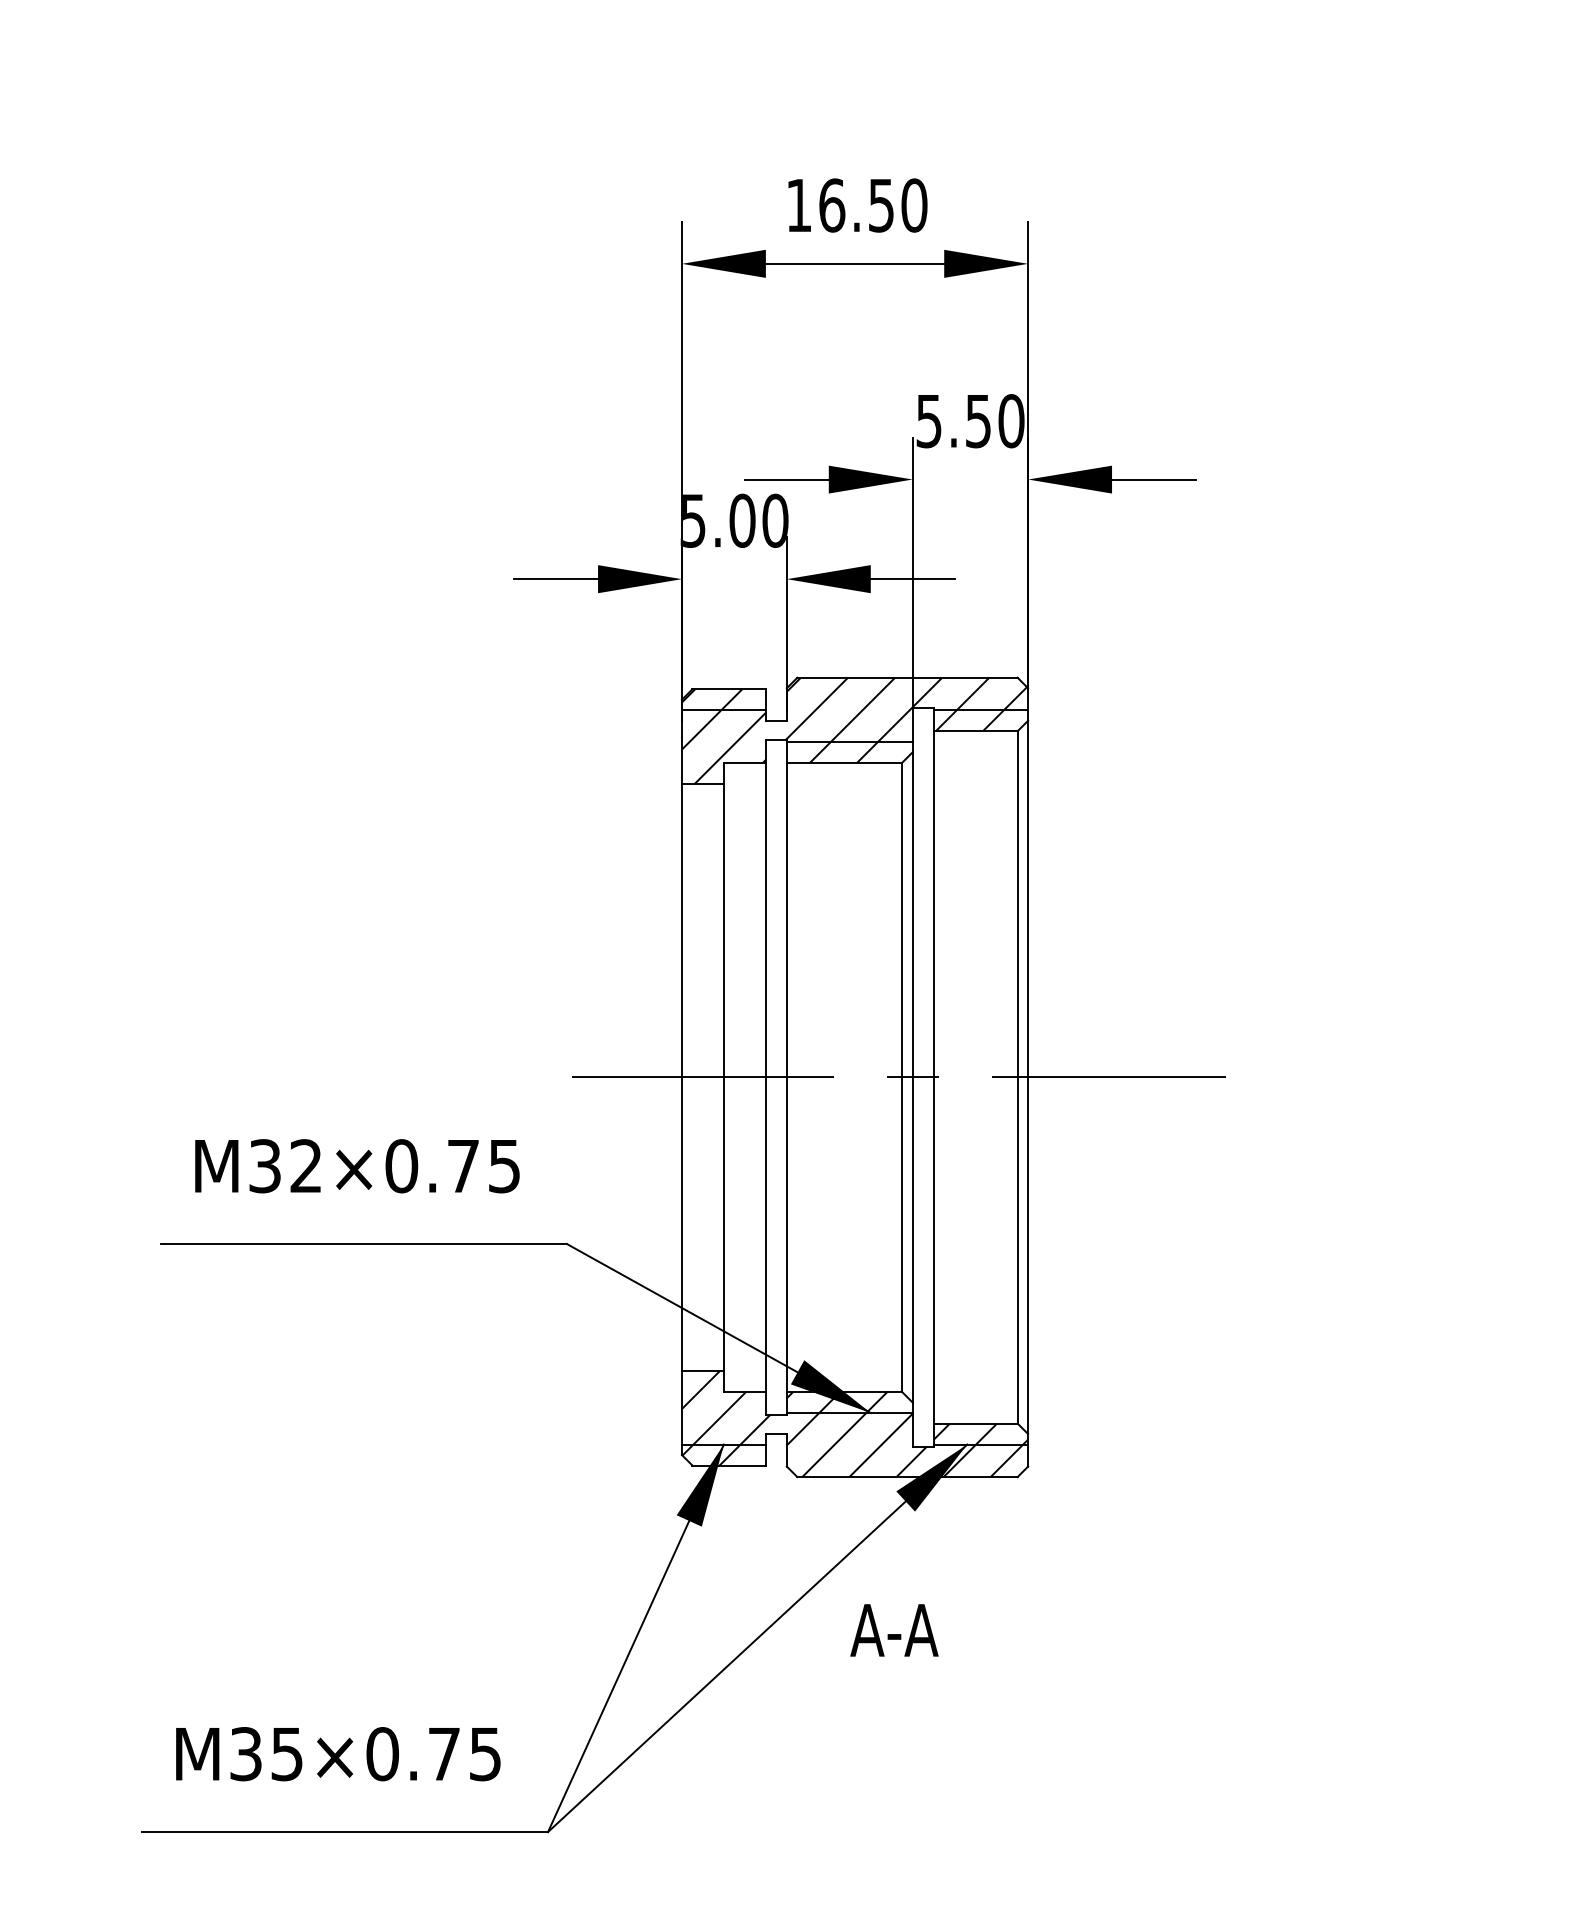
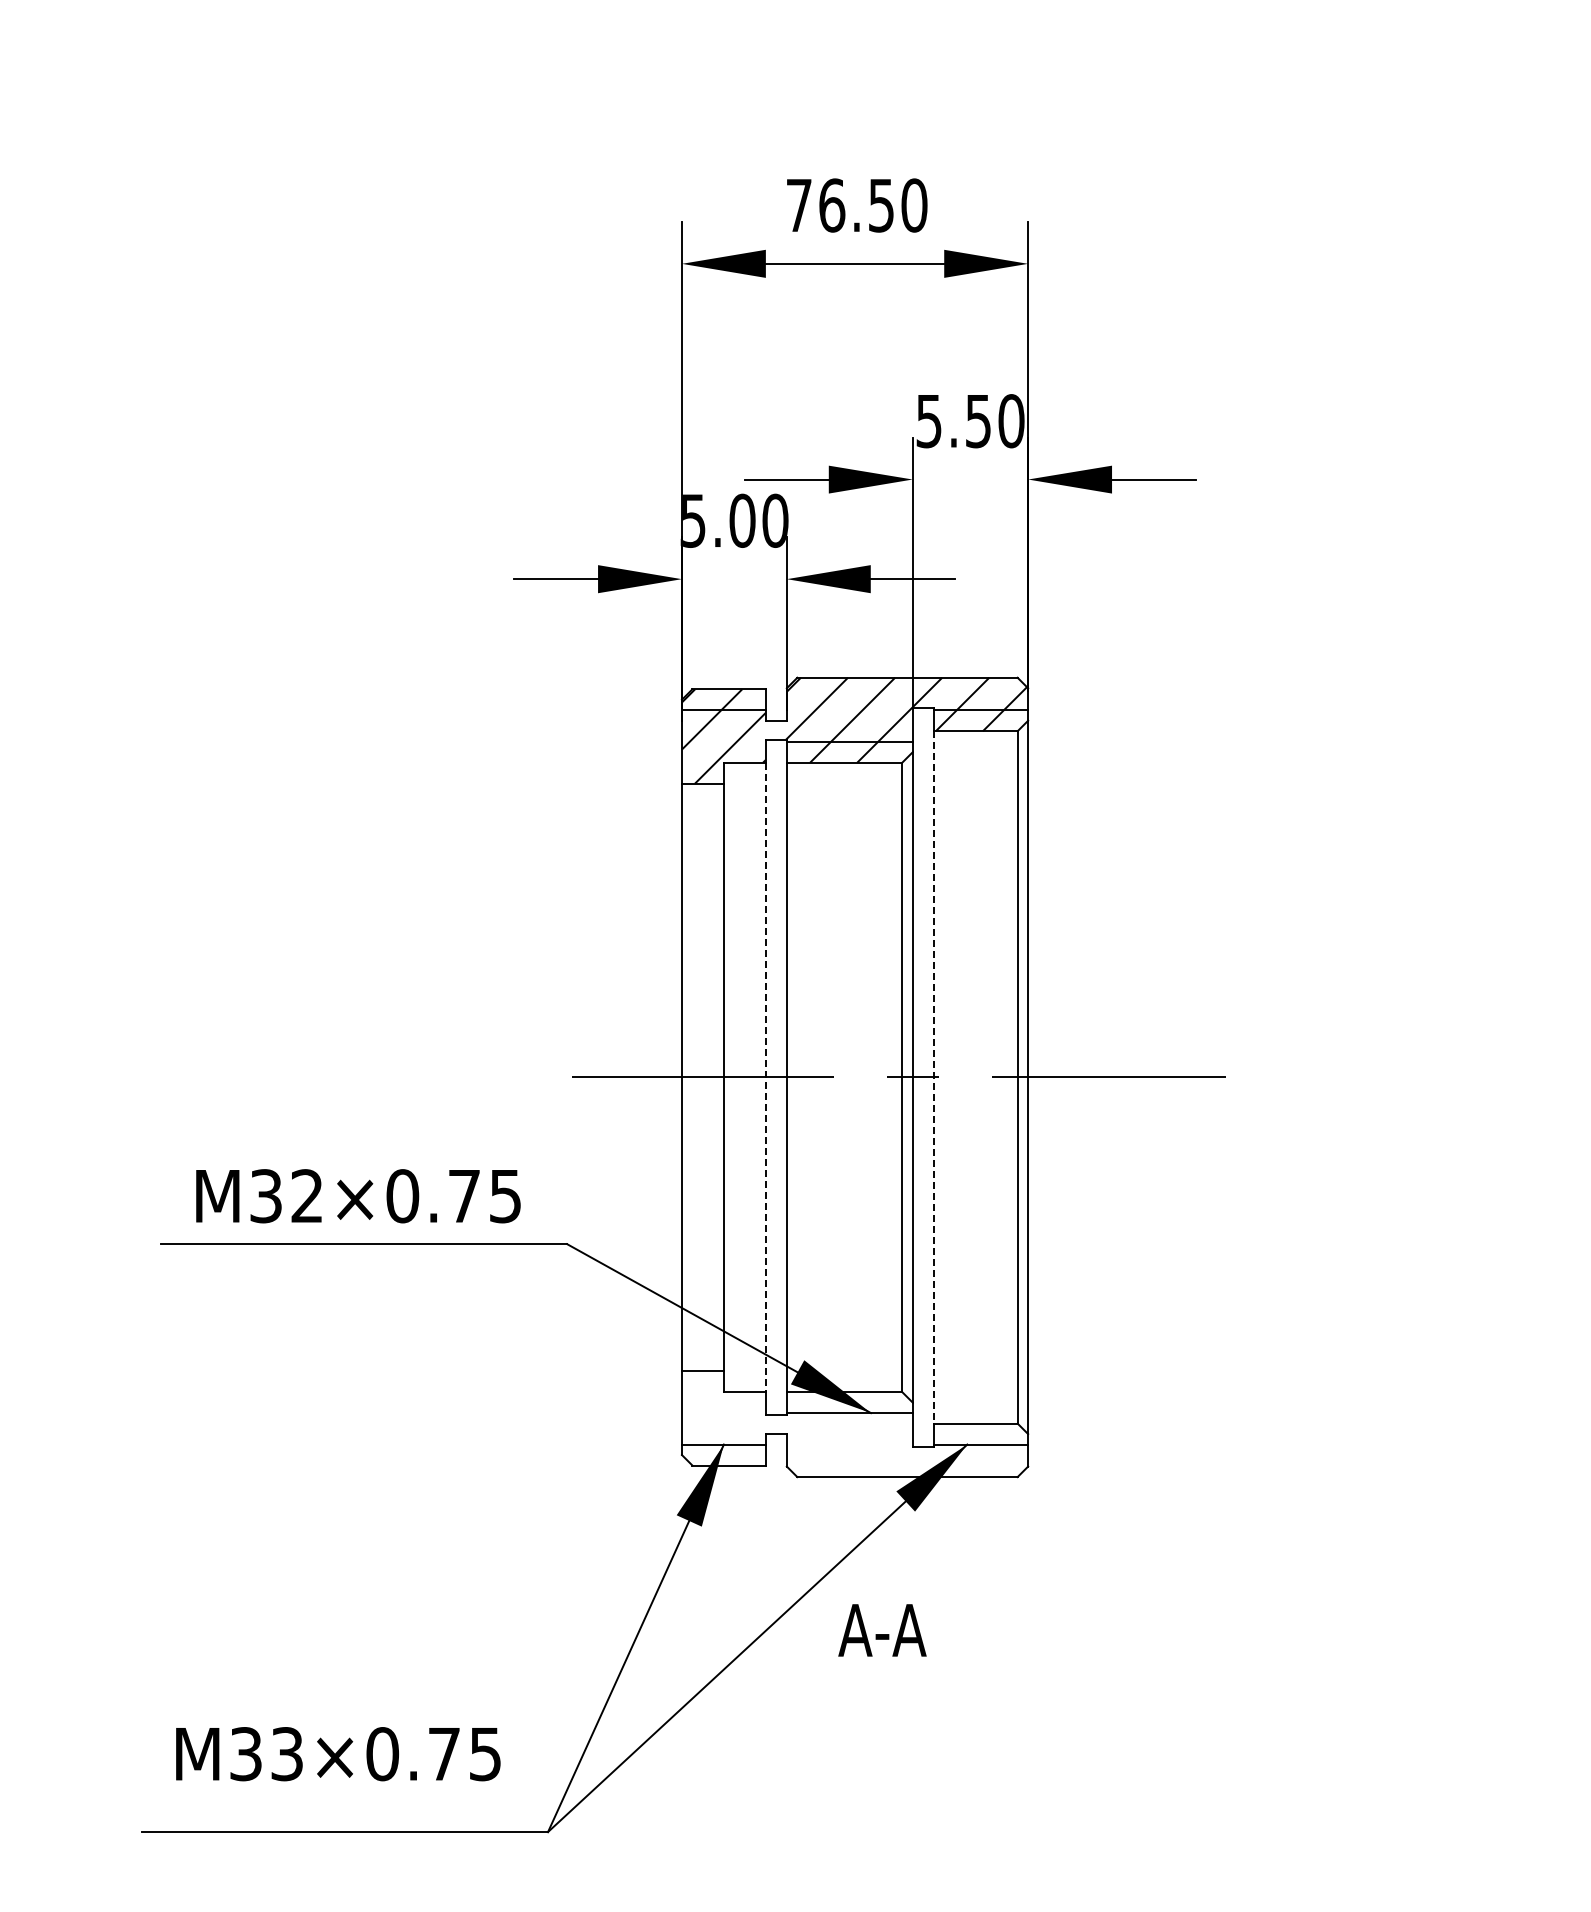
text: 16.50 -> 76.50 (799, 205)
line: solid -> dashed (765, 1077)
line: solid -> dashed (933, 1077)
text position: (357, 1166) -> (358, 1196) (358, 1196)
hatch: present -> none (854, 1424)
text position: (894, 1630) -> (882, 1630) (882, 1630)
text: M35×0.75 -> M33×0.75 (287, 1753)
